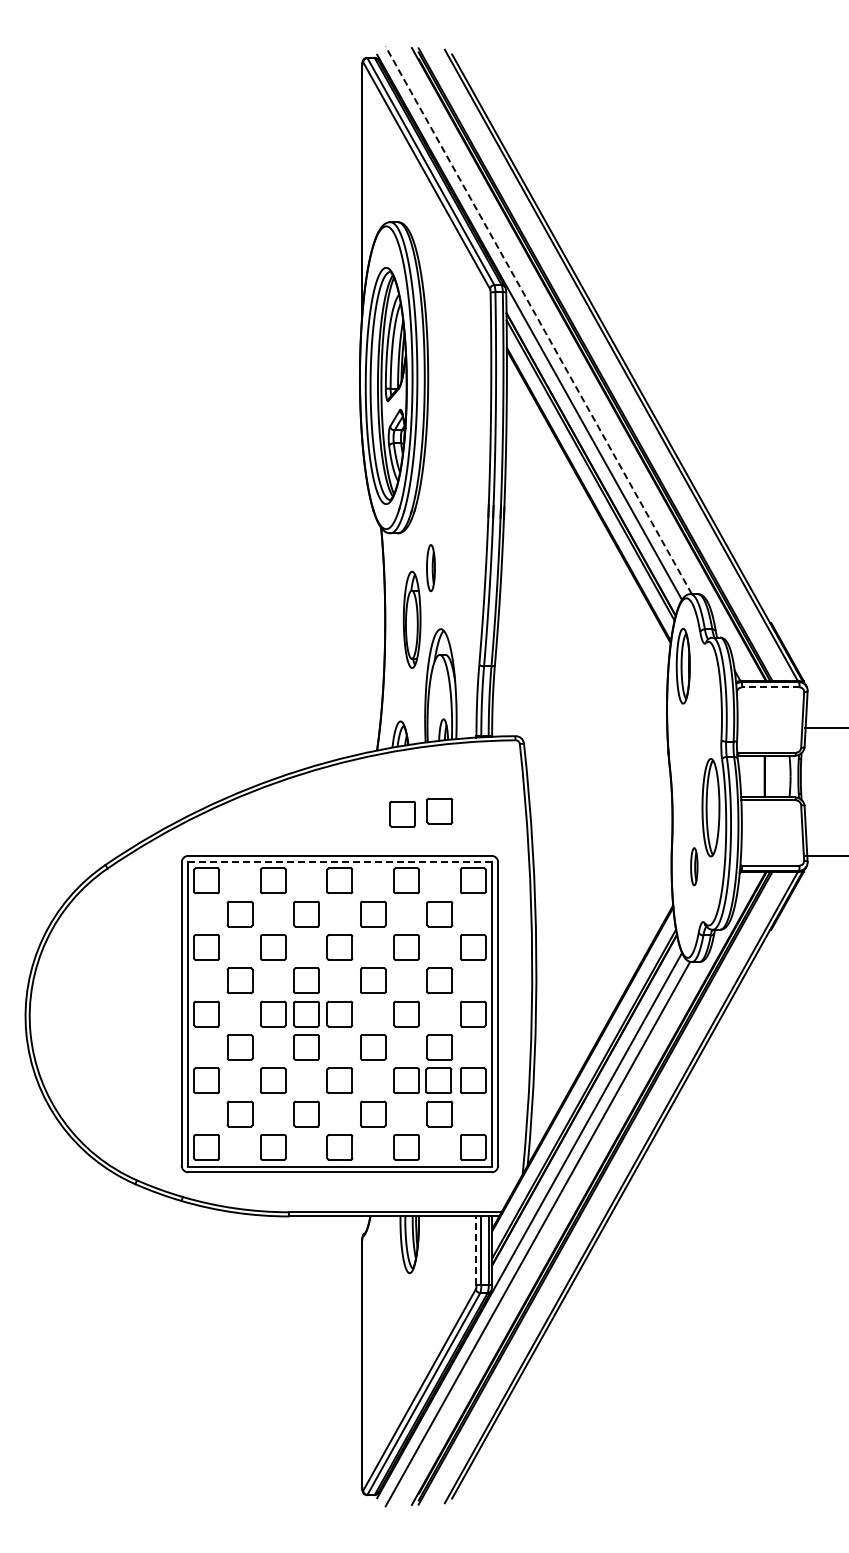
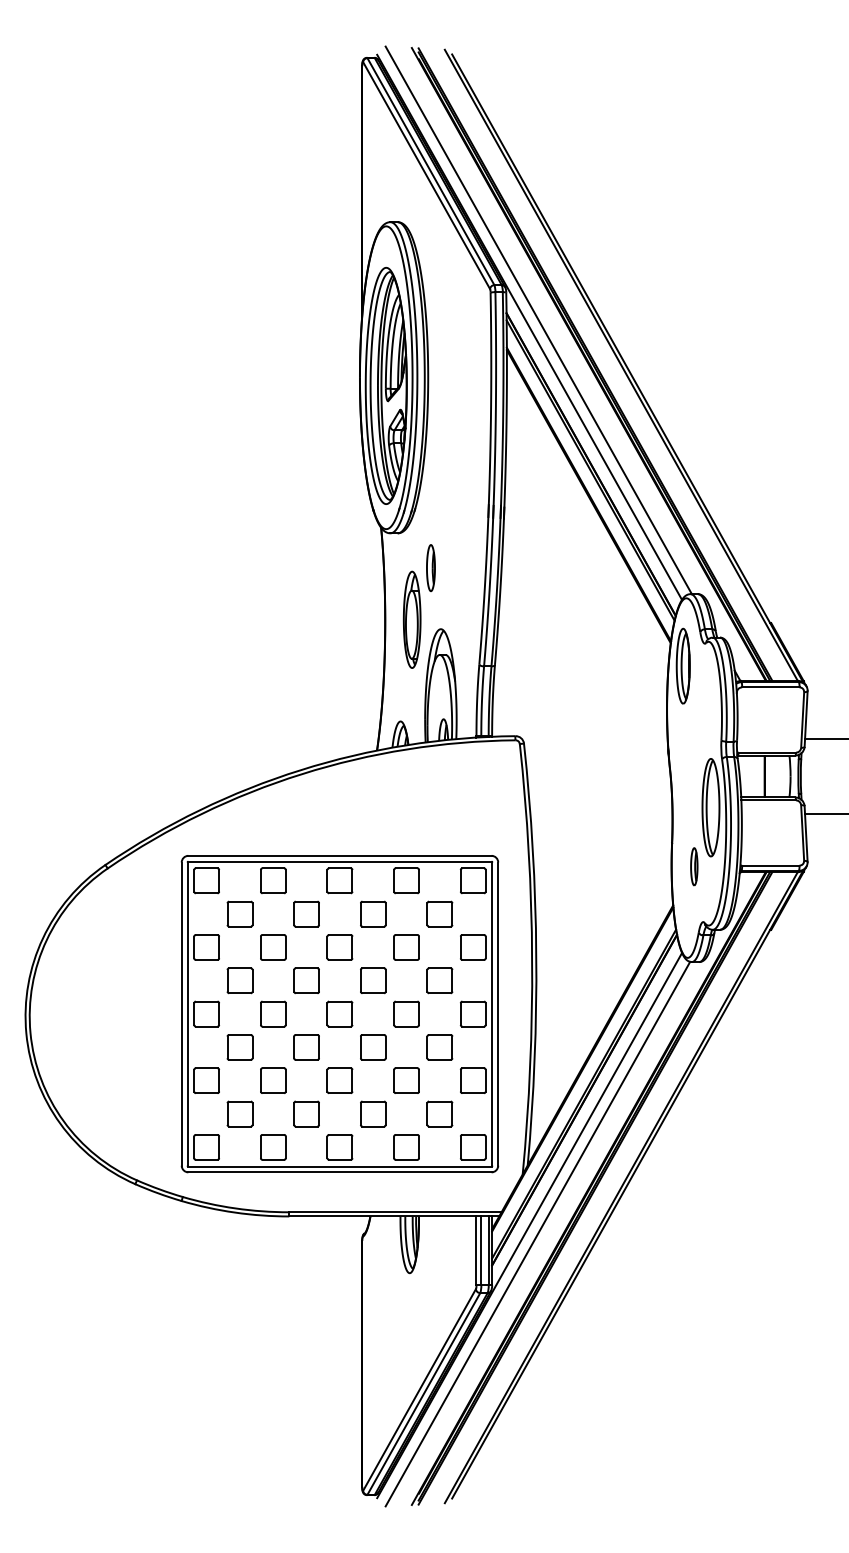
line: dashed -> solid (538, 320)
line: dashed -> solid (770, 687)
line position: (825, 728) -> (825, 739) (825, 739)
part: present -> none (439, 810)
part: present -> none (402, 813)
line position: (825, 855) -> (825, 813) (825, 813)
line: dashed -> solid (339, 861)
part: present -> none (306, 1013)
part: present -> none (438, 1080)
line: dashed -> solid (476, 1250)
